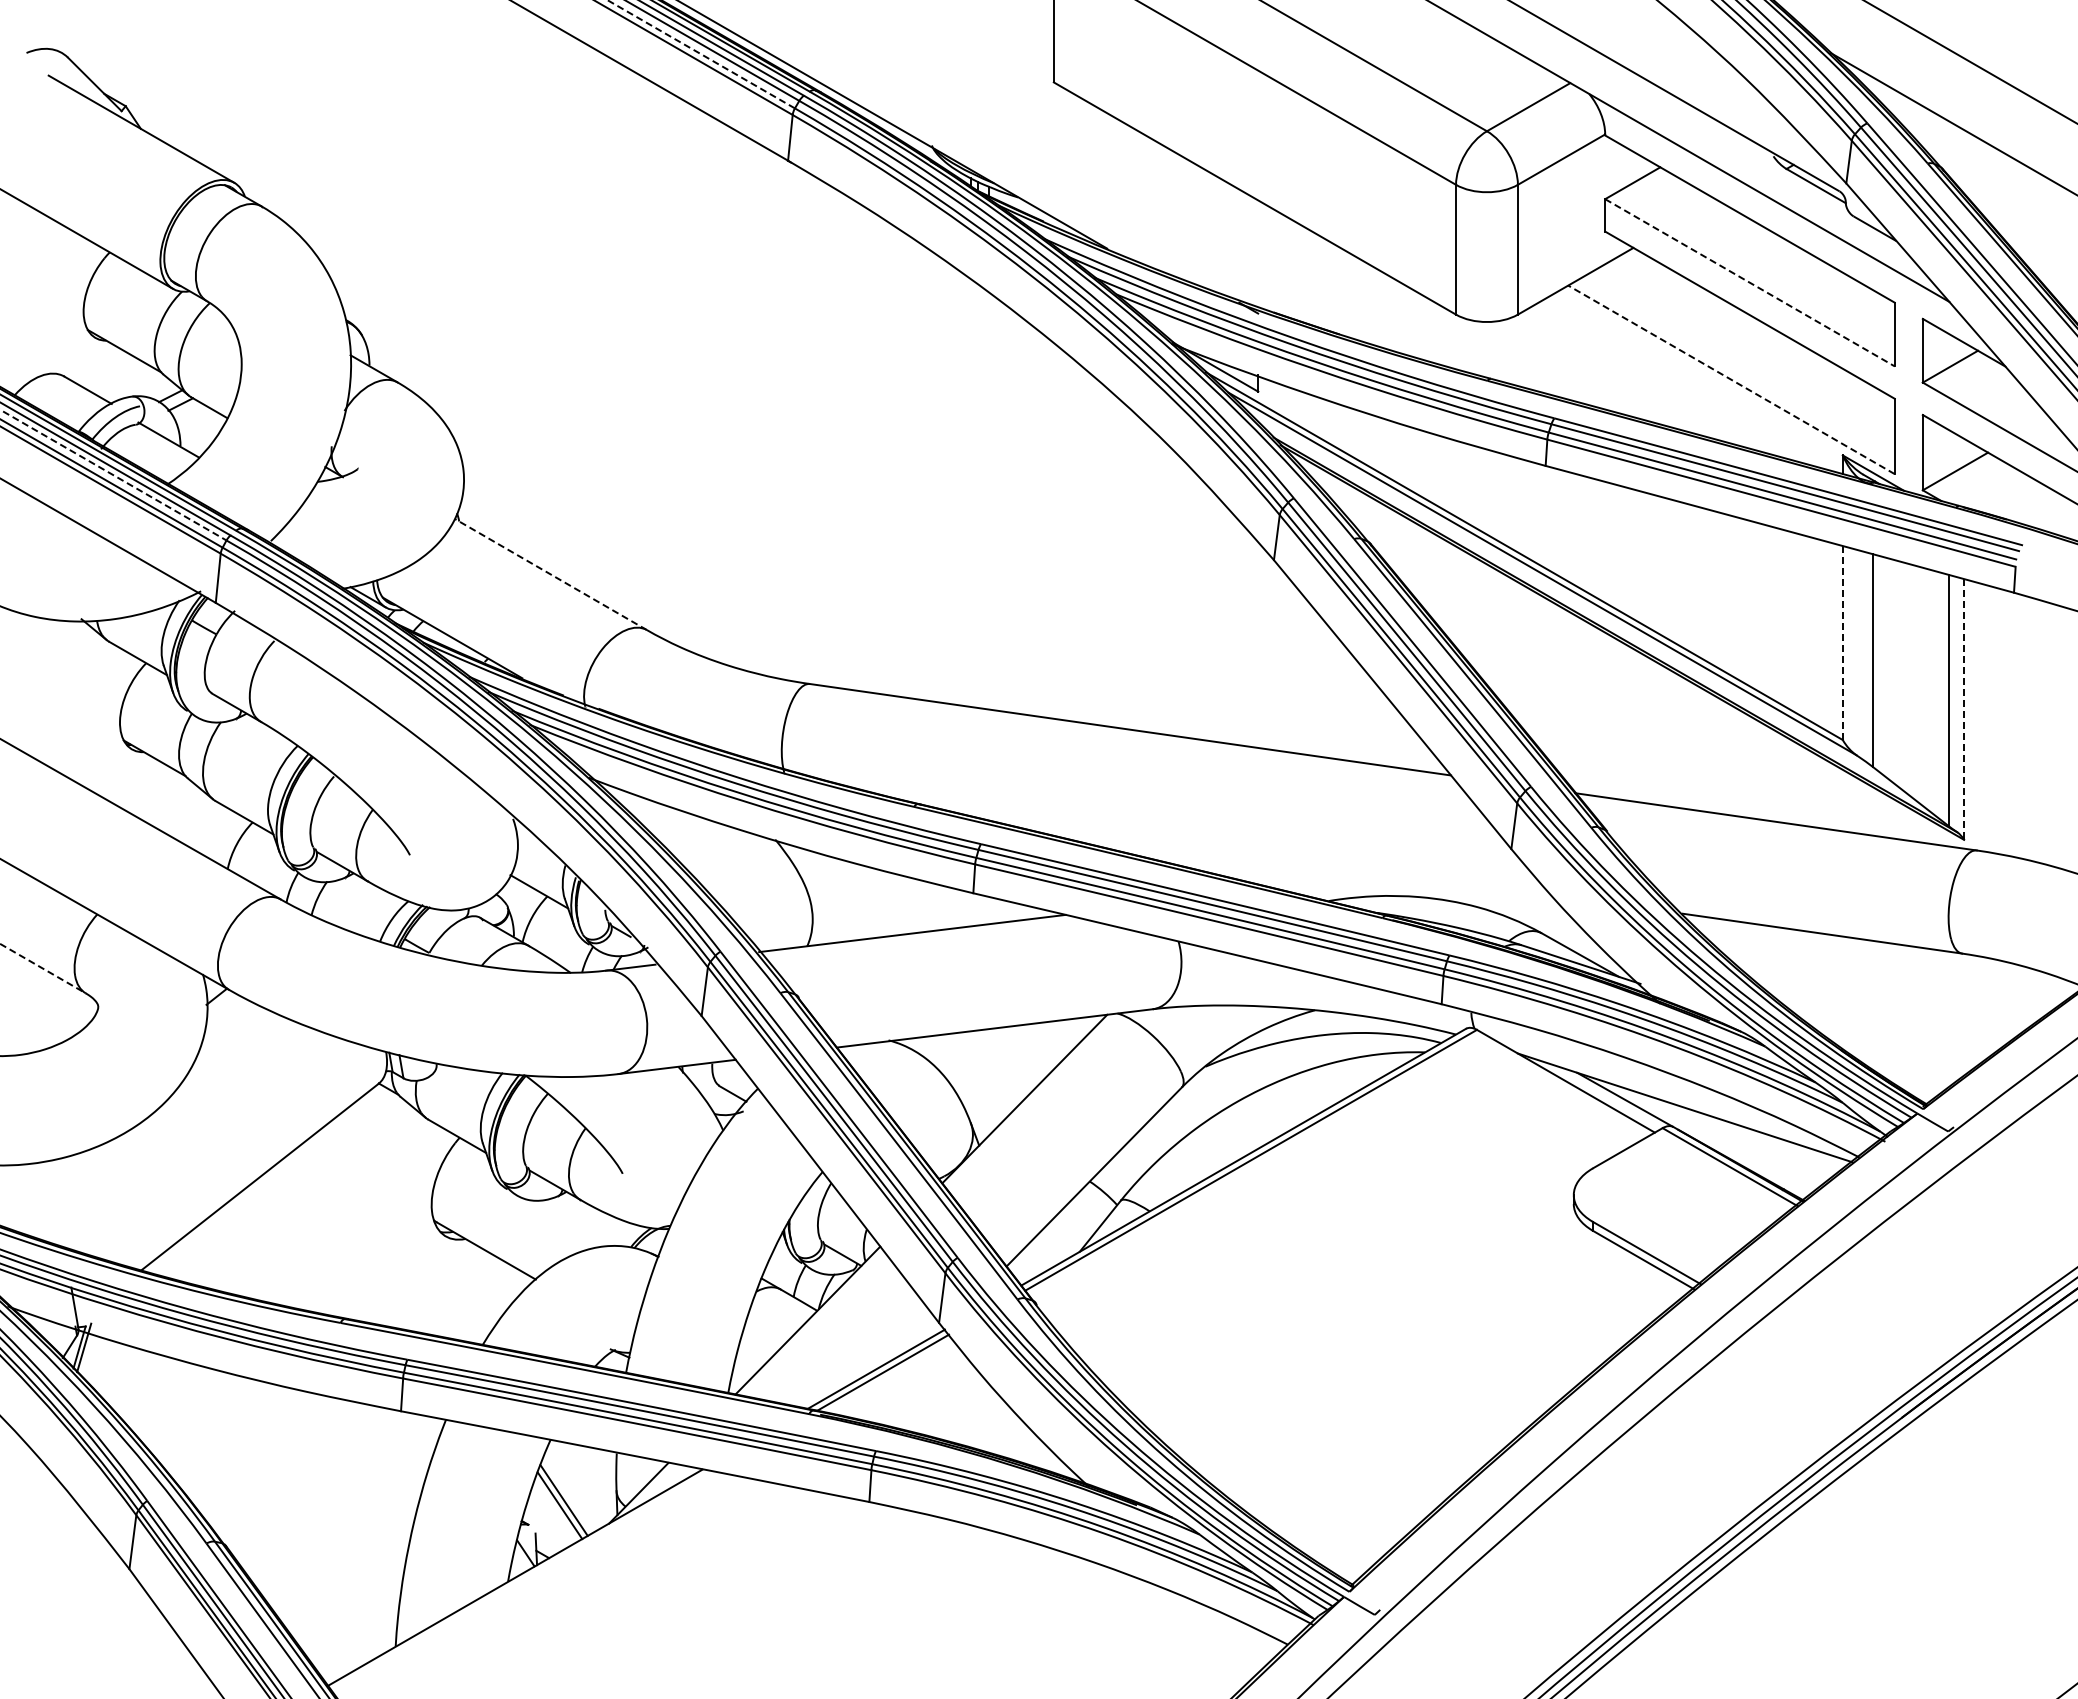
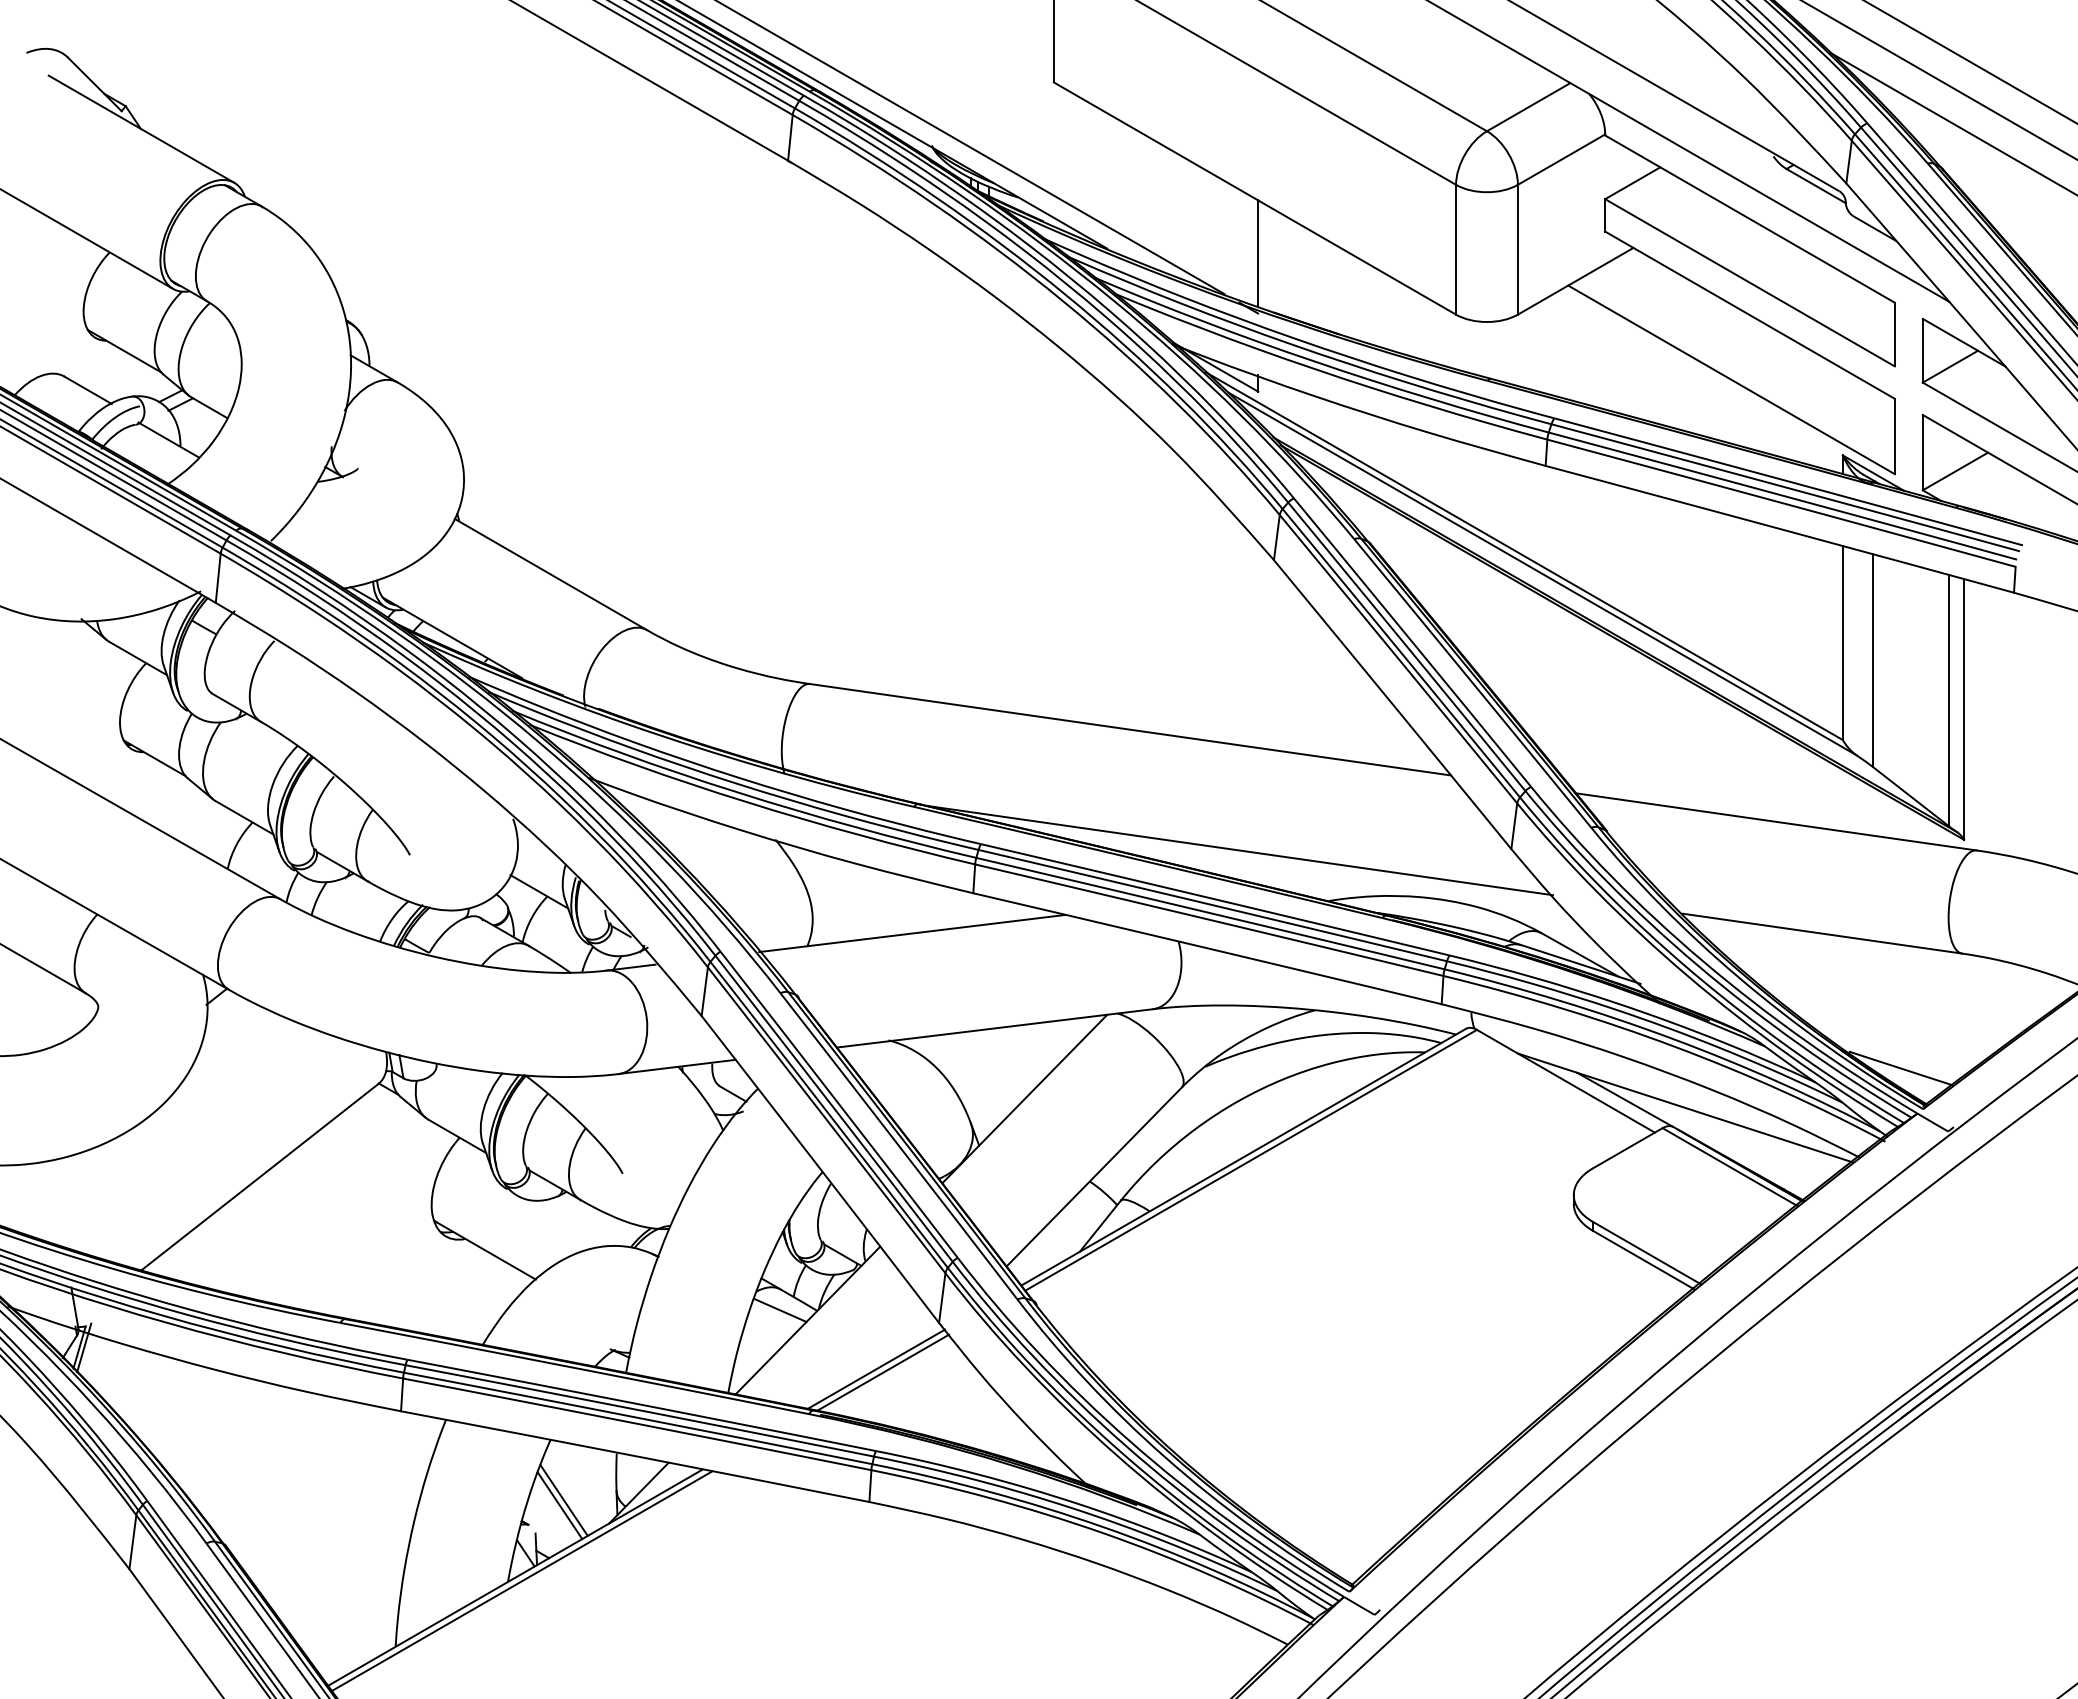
line: dashed -> solid (701, 54)
line: none -> present (1939, 80)
line: none -> present (971, 148)
line: none -> present (1258, 253)
line: dashed -> solid (1750, 283)
line: dashed -> solid (1731, 379)
line: dashed -> solid (113, 475)
line: dashed -> solid (550, 574)
line: dashed -> solid (1842, 643)
line: dashed -> solid (1964, 710)
line: none -> present (1239, 850)
line: dashed -> solid (43, 968)
line: none -> present (1900, 1068)
line: none -> present (779, 1309)
line: none -> present (521, 1581)
